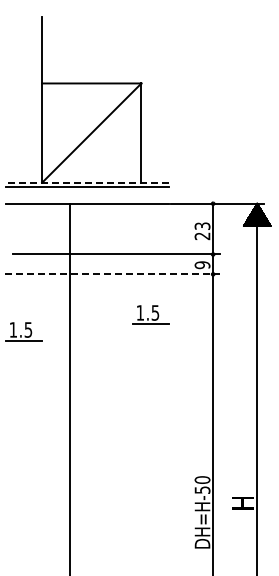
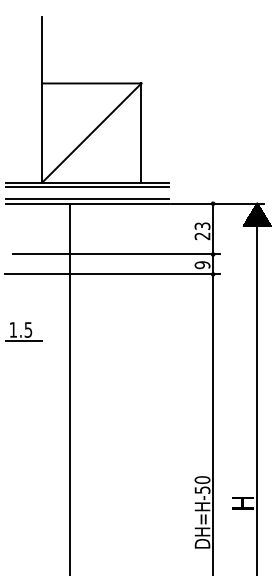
line: dashed -> solid (87, 182)
line: none -> present (87, 199)
line: dashed -> solid (112, 274)
part: present -> none (150, 314)
